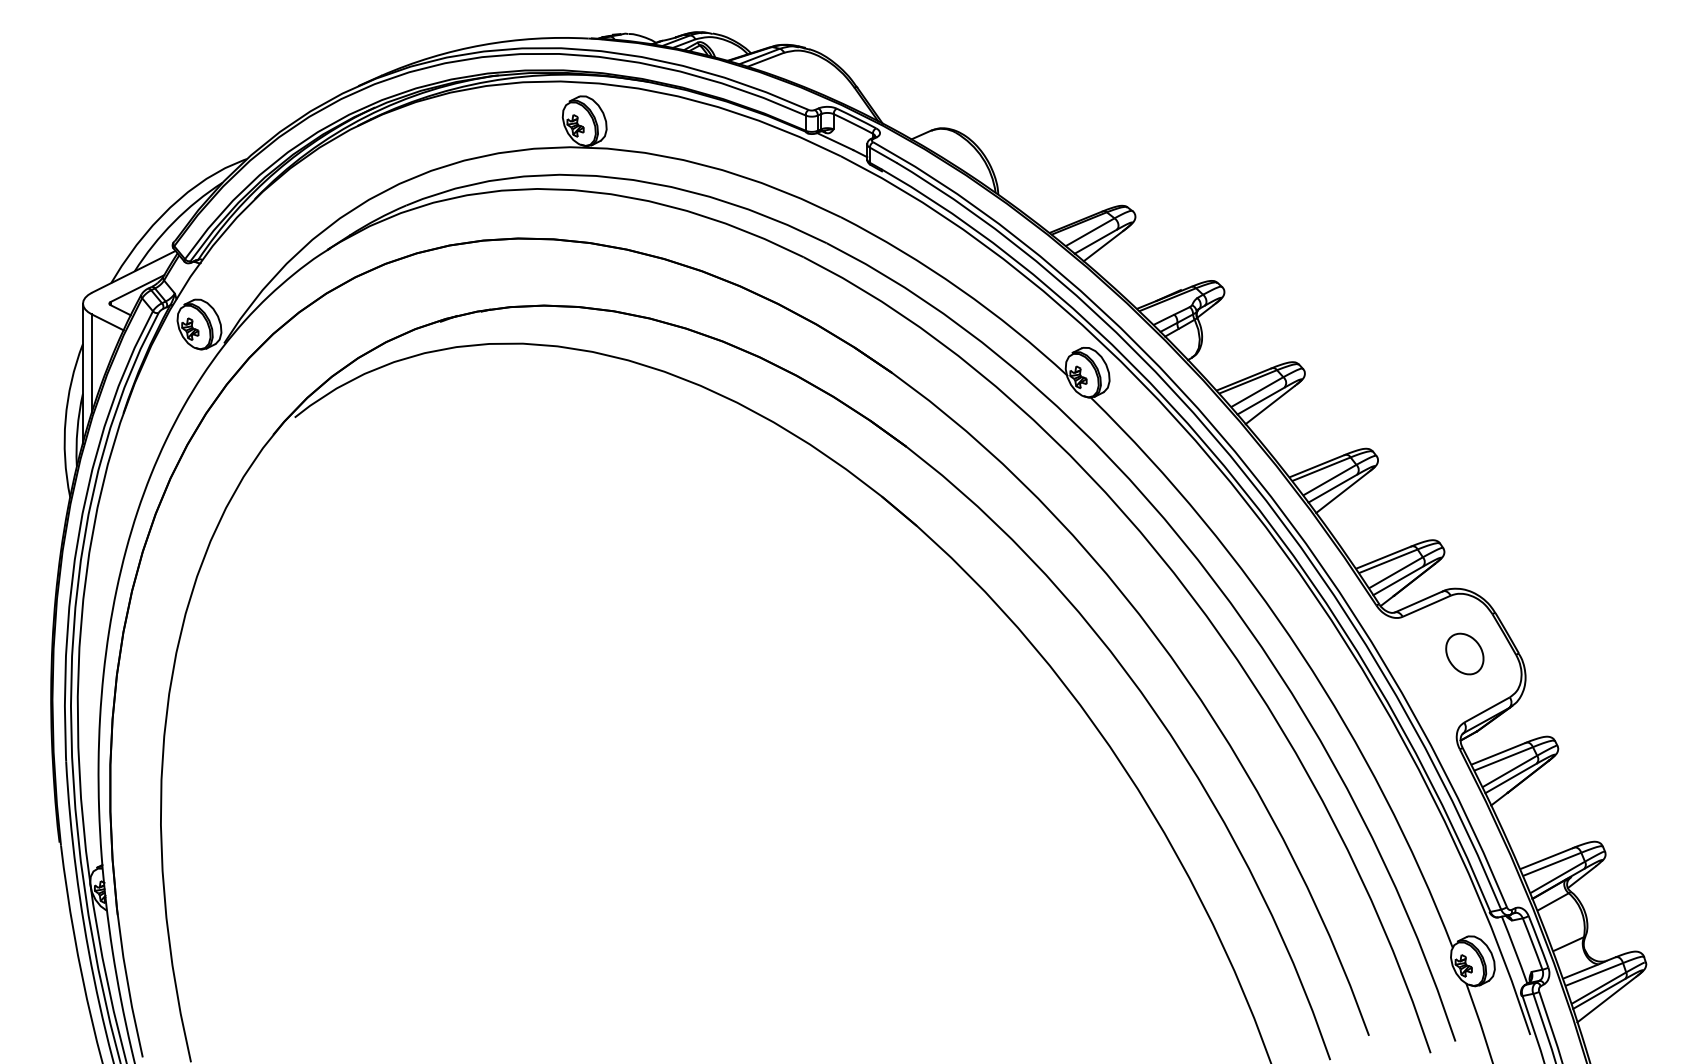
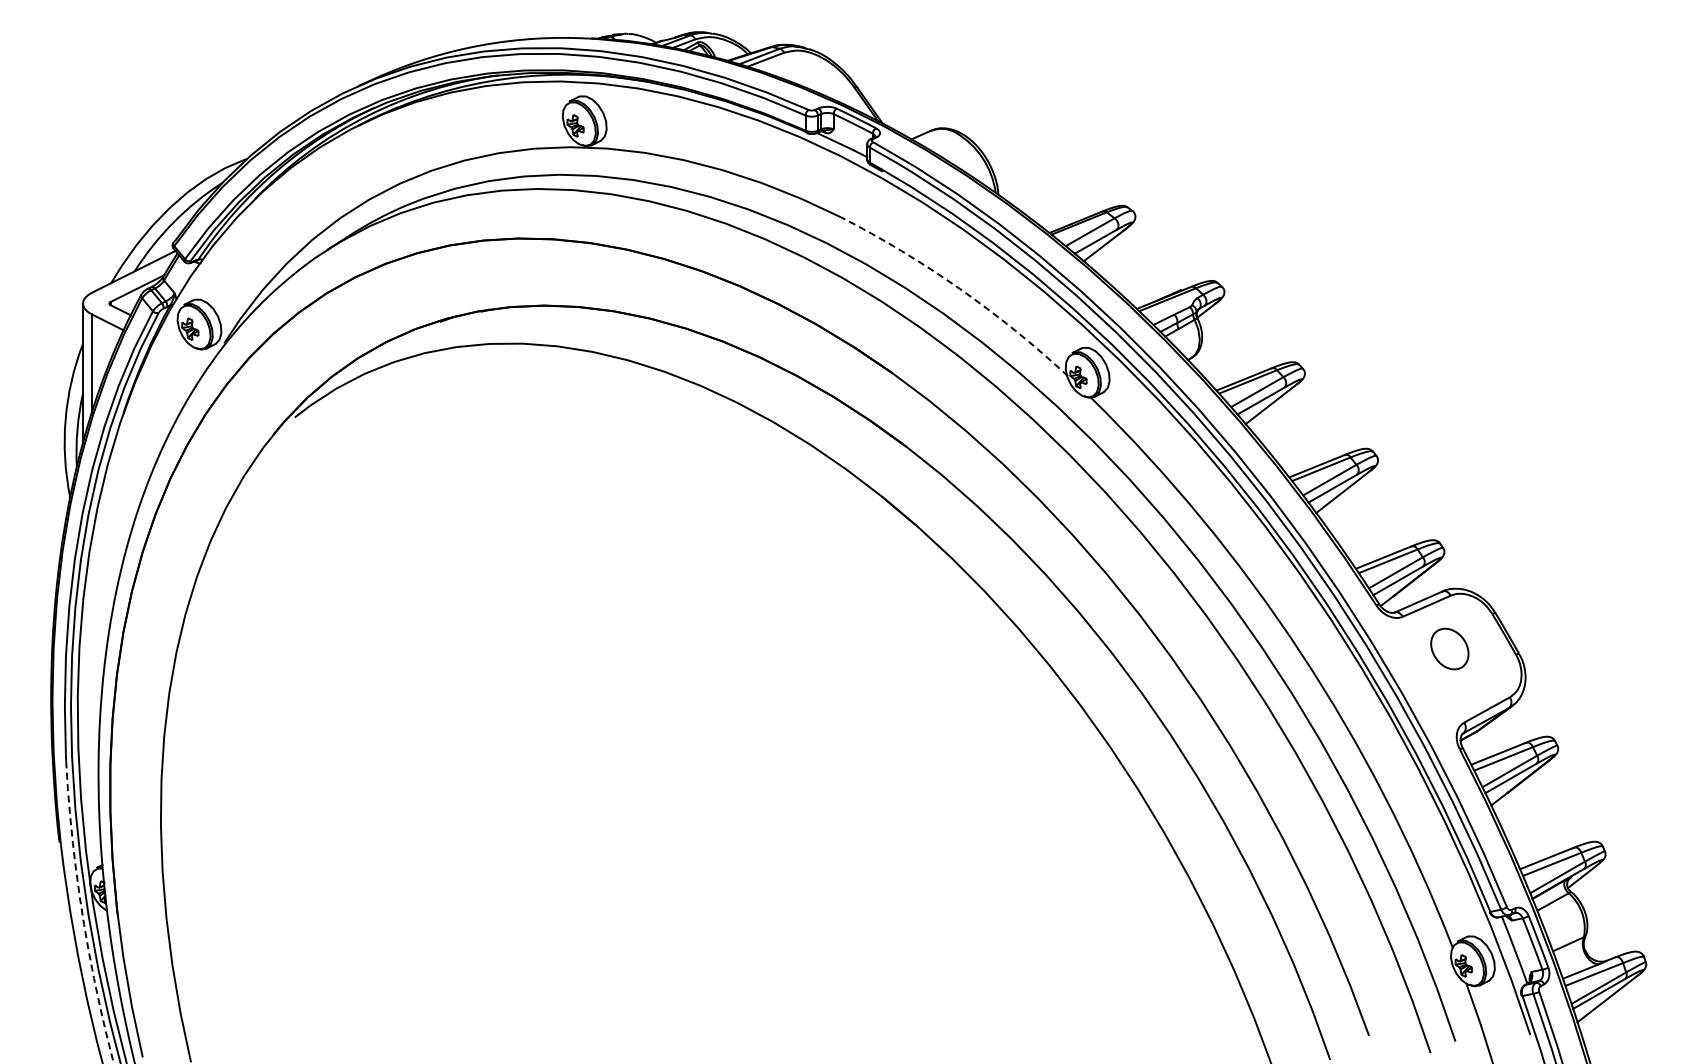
arc: solid -> dashed (959, 288)
part position: (1464, 653) -> (1449, 648) (1449, 648)
arc: solid -> dashed (82, 914)
